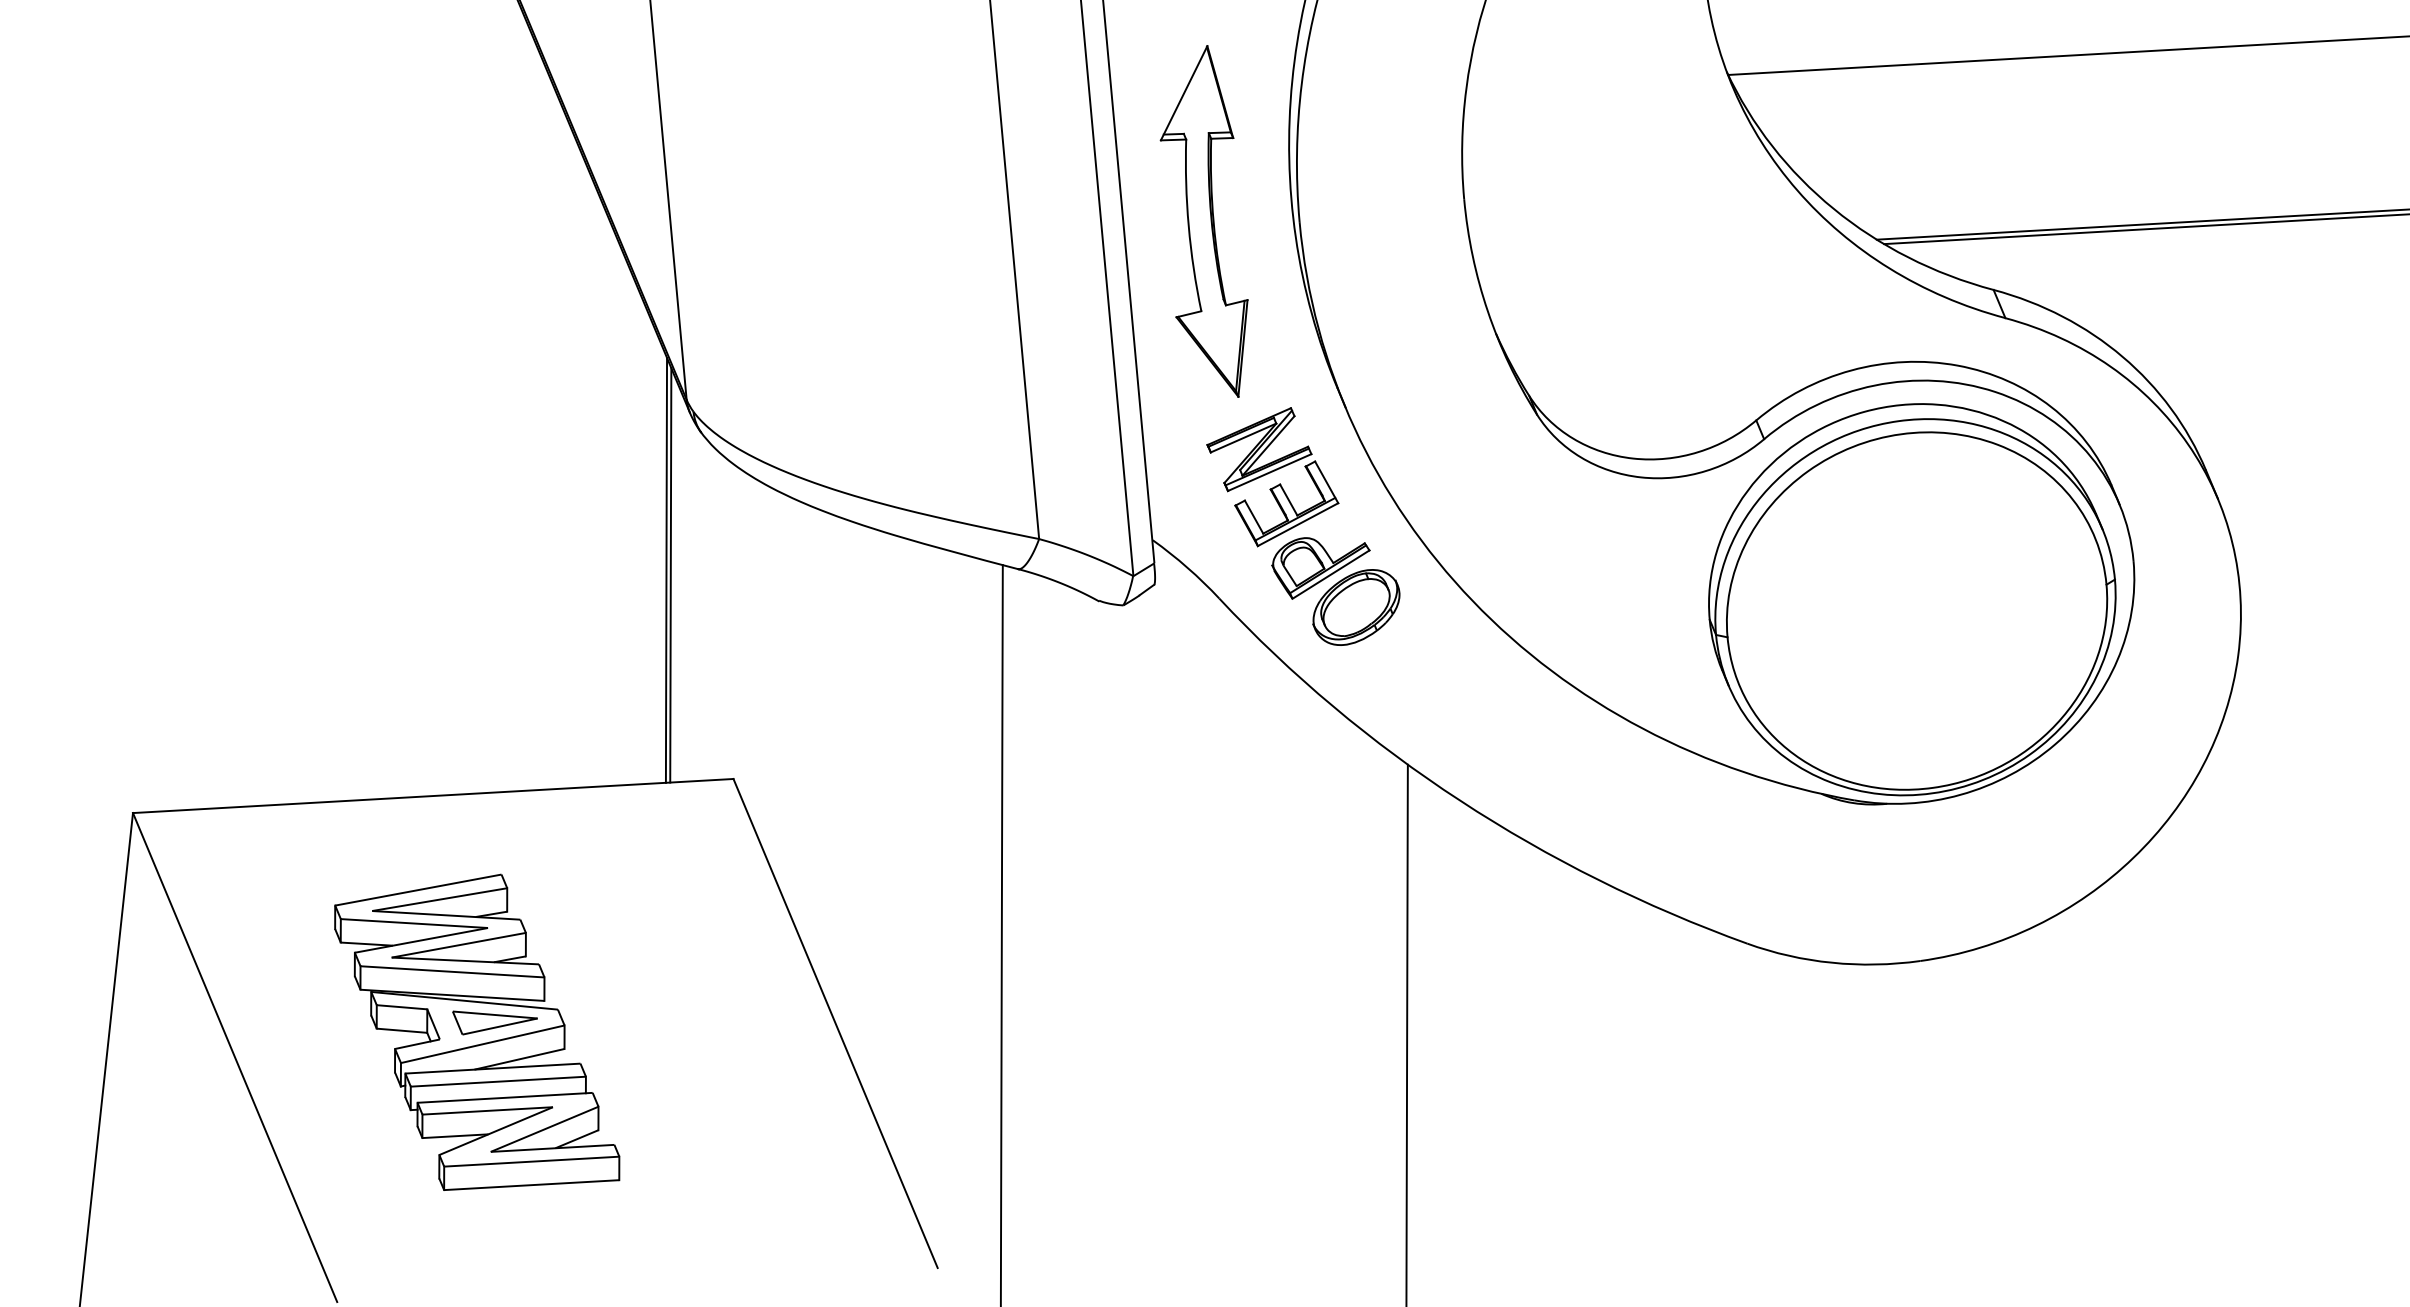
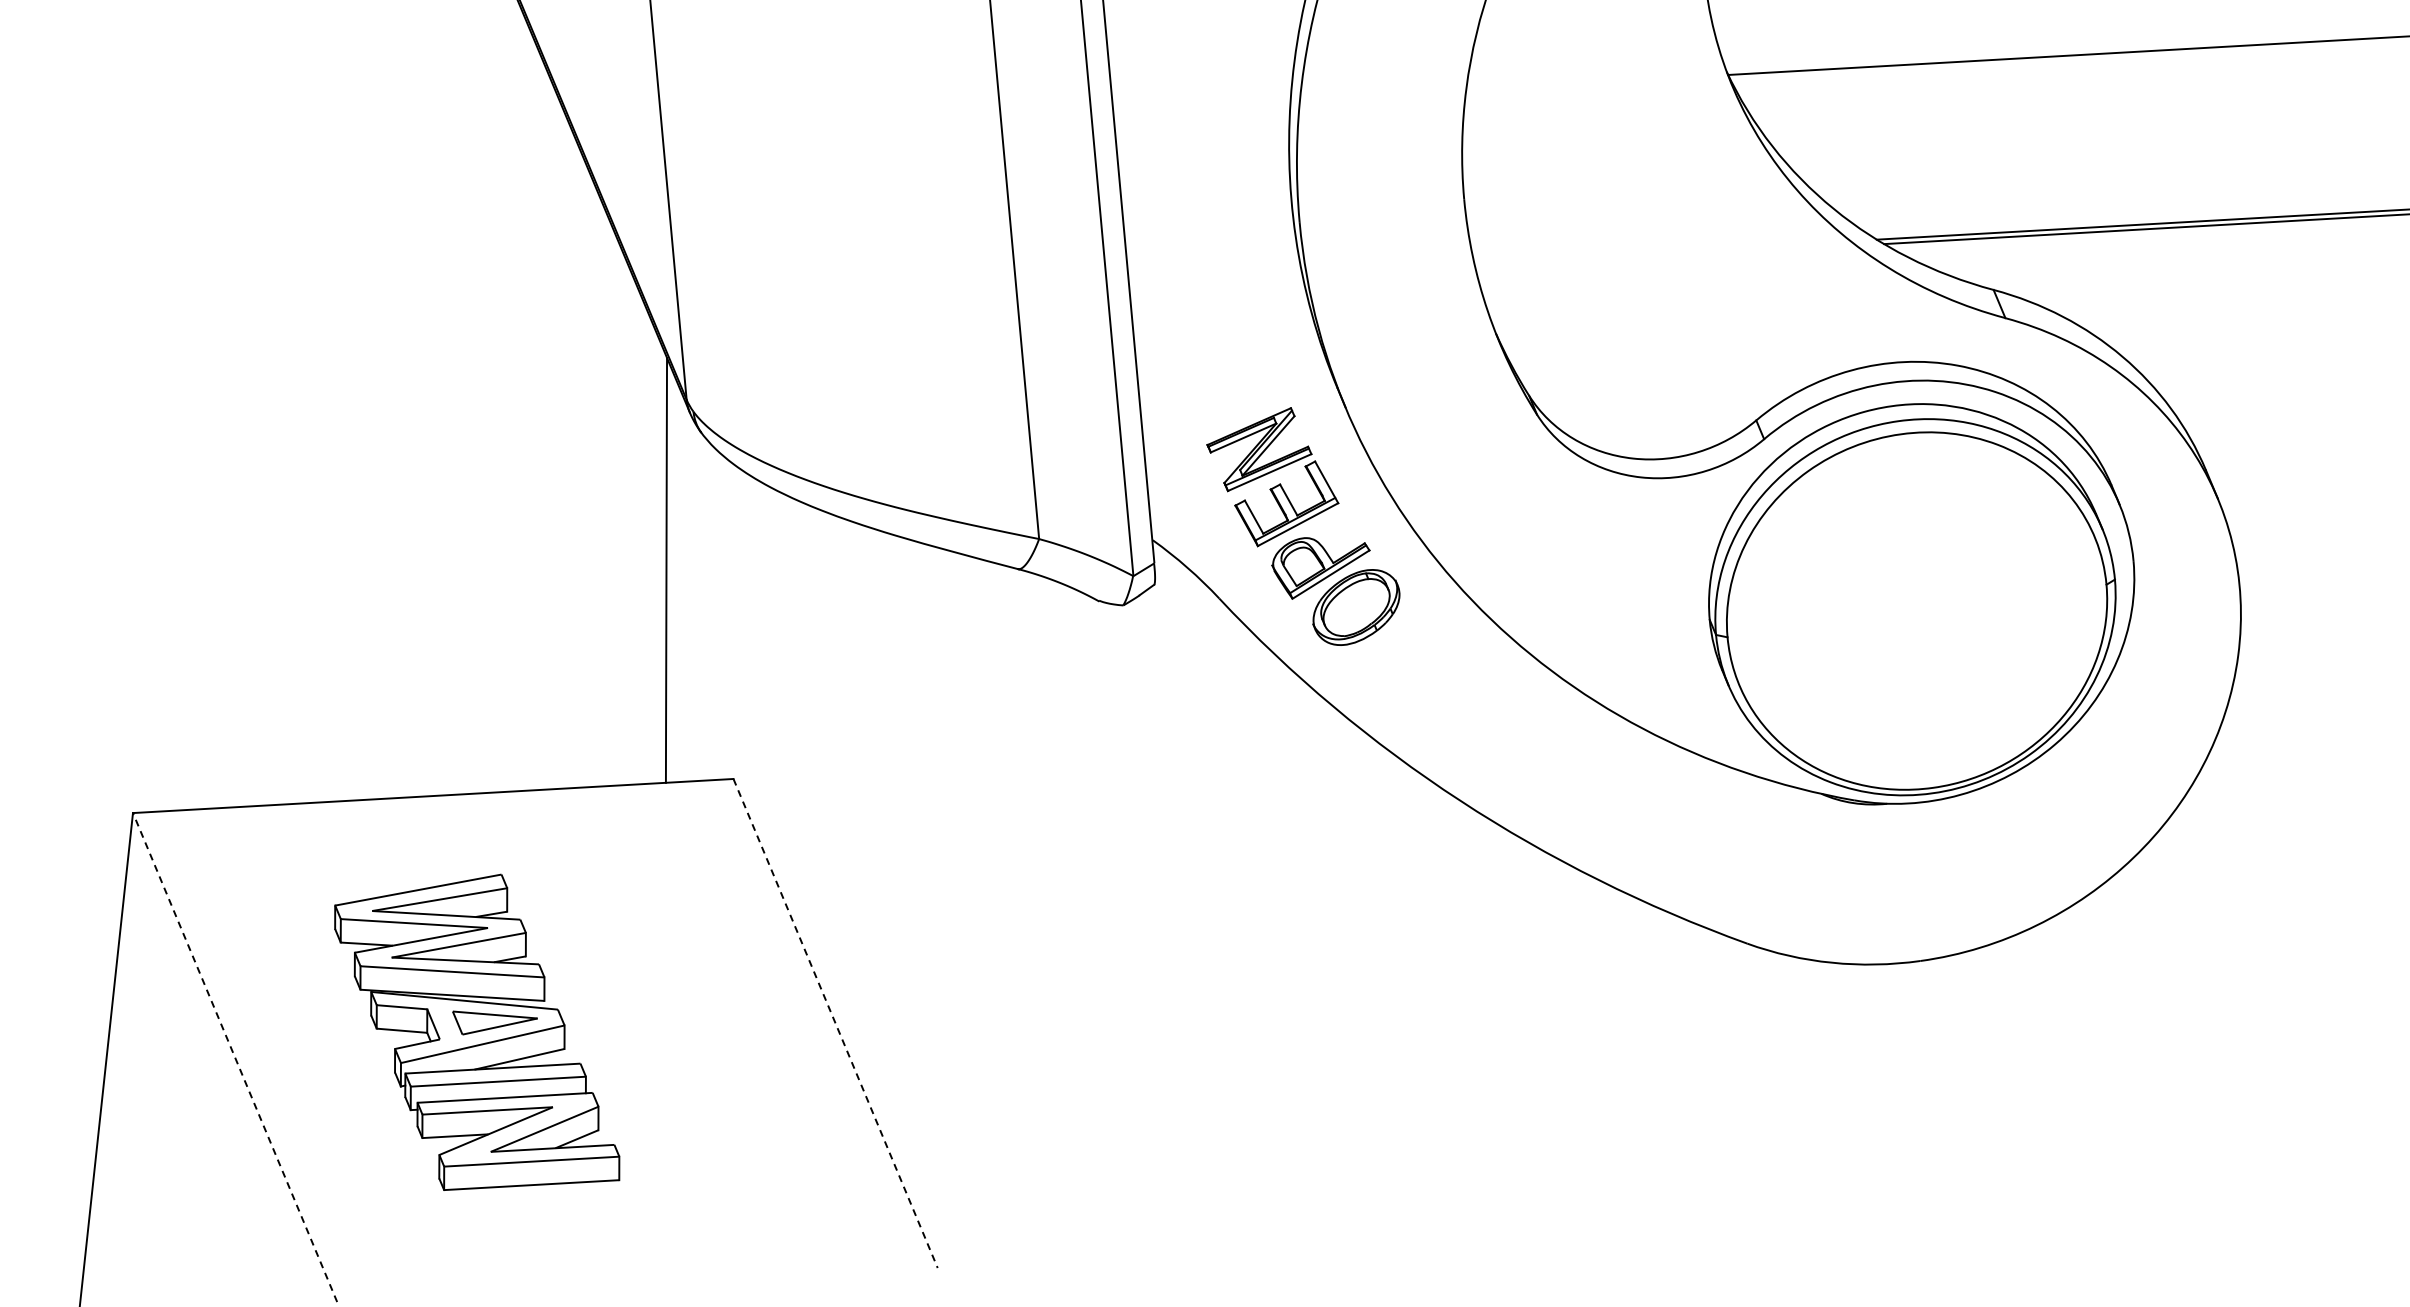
part: present -> none (1203, 221)
line: present -> none (670, 575)
line: present -> none (1001, 934)
line: solid -> dashed (835, 1023)
line: present -> none (1406, 1033)
line: solid -> dashed (235, 1057)
